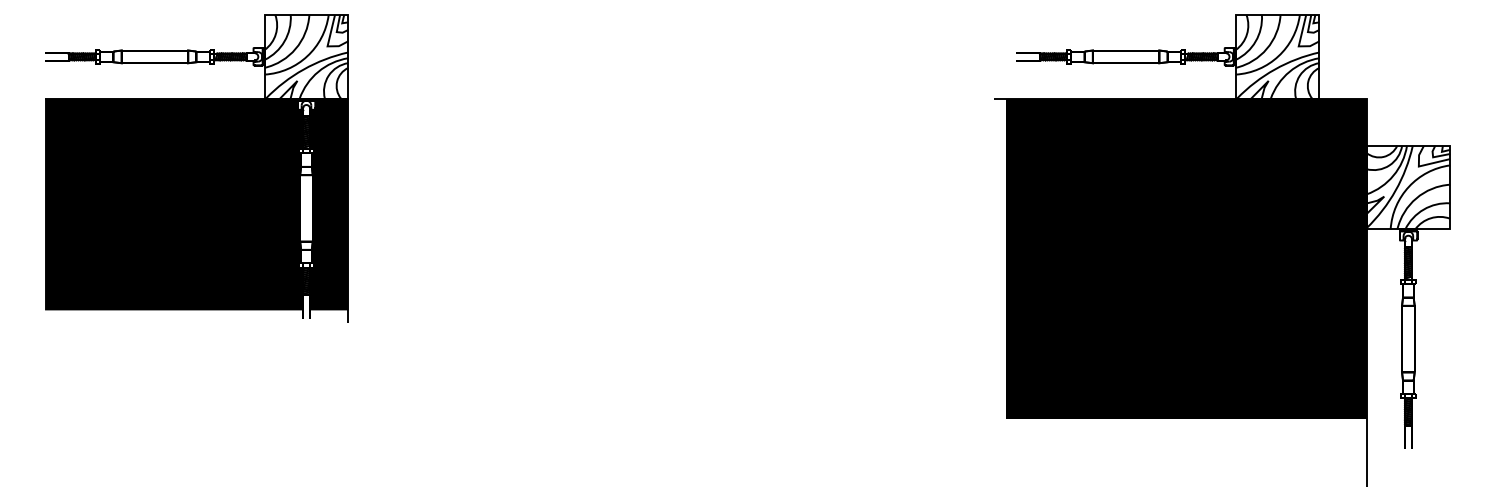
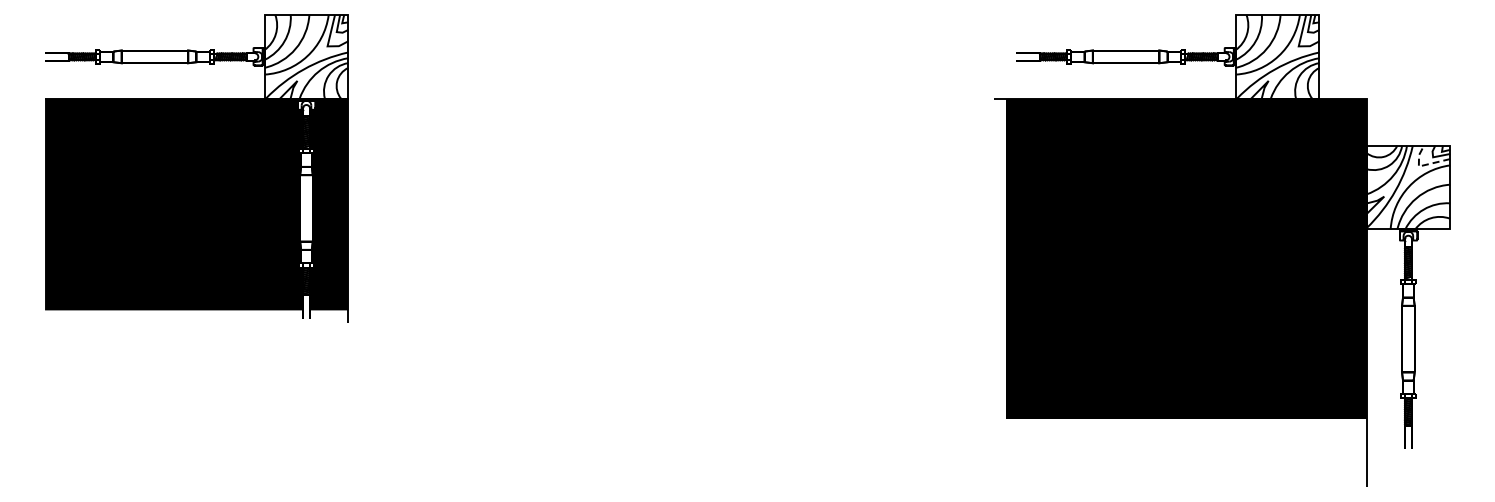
line: solid -> dashed (1422, 165)
